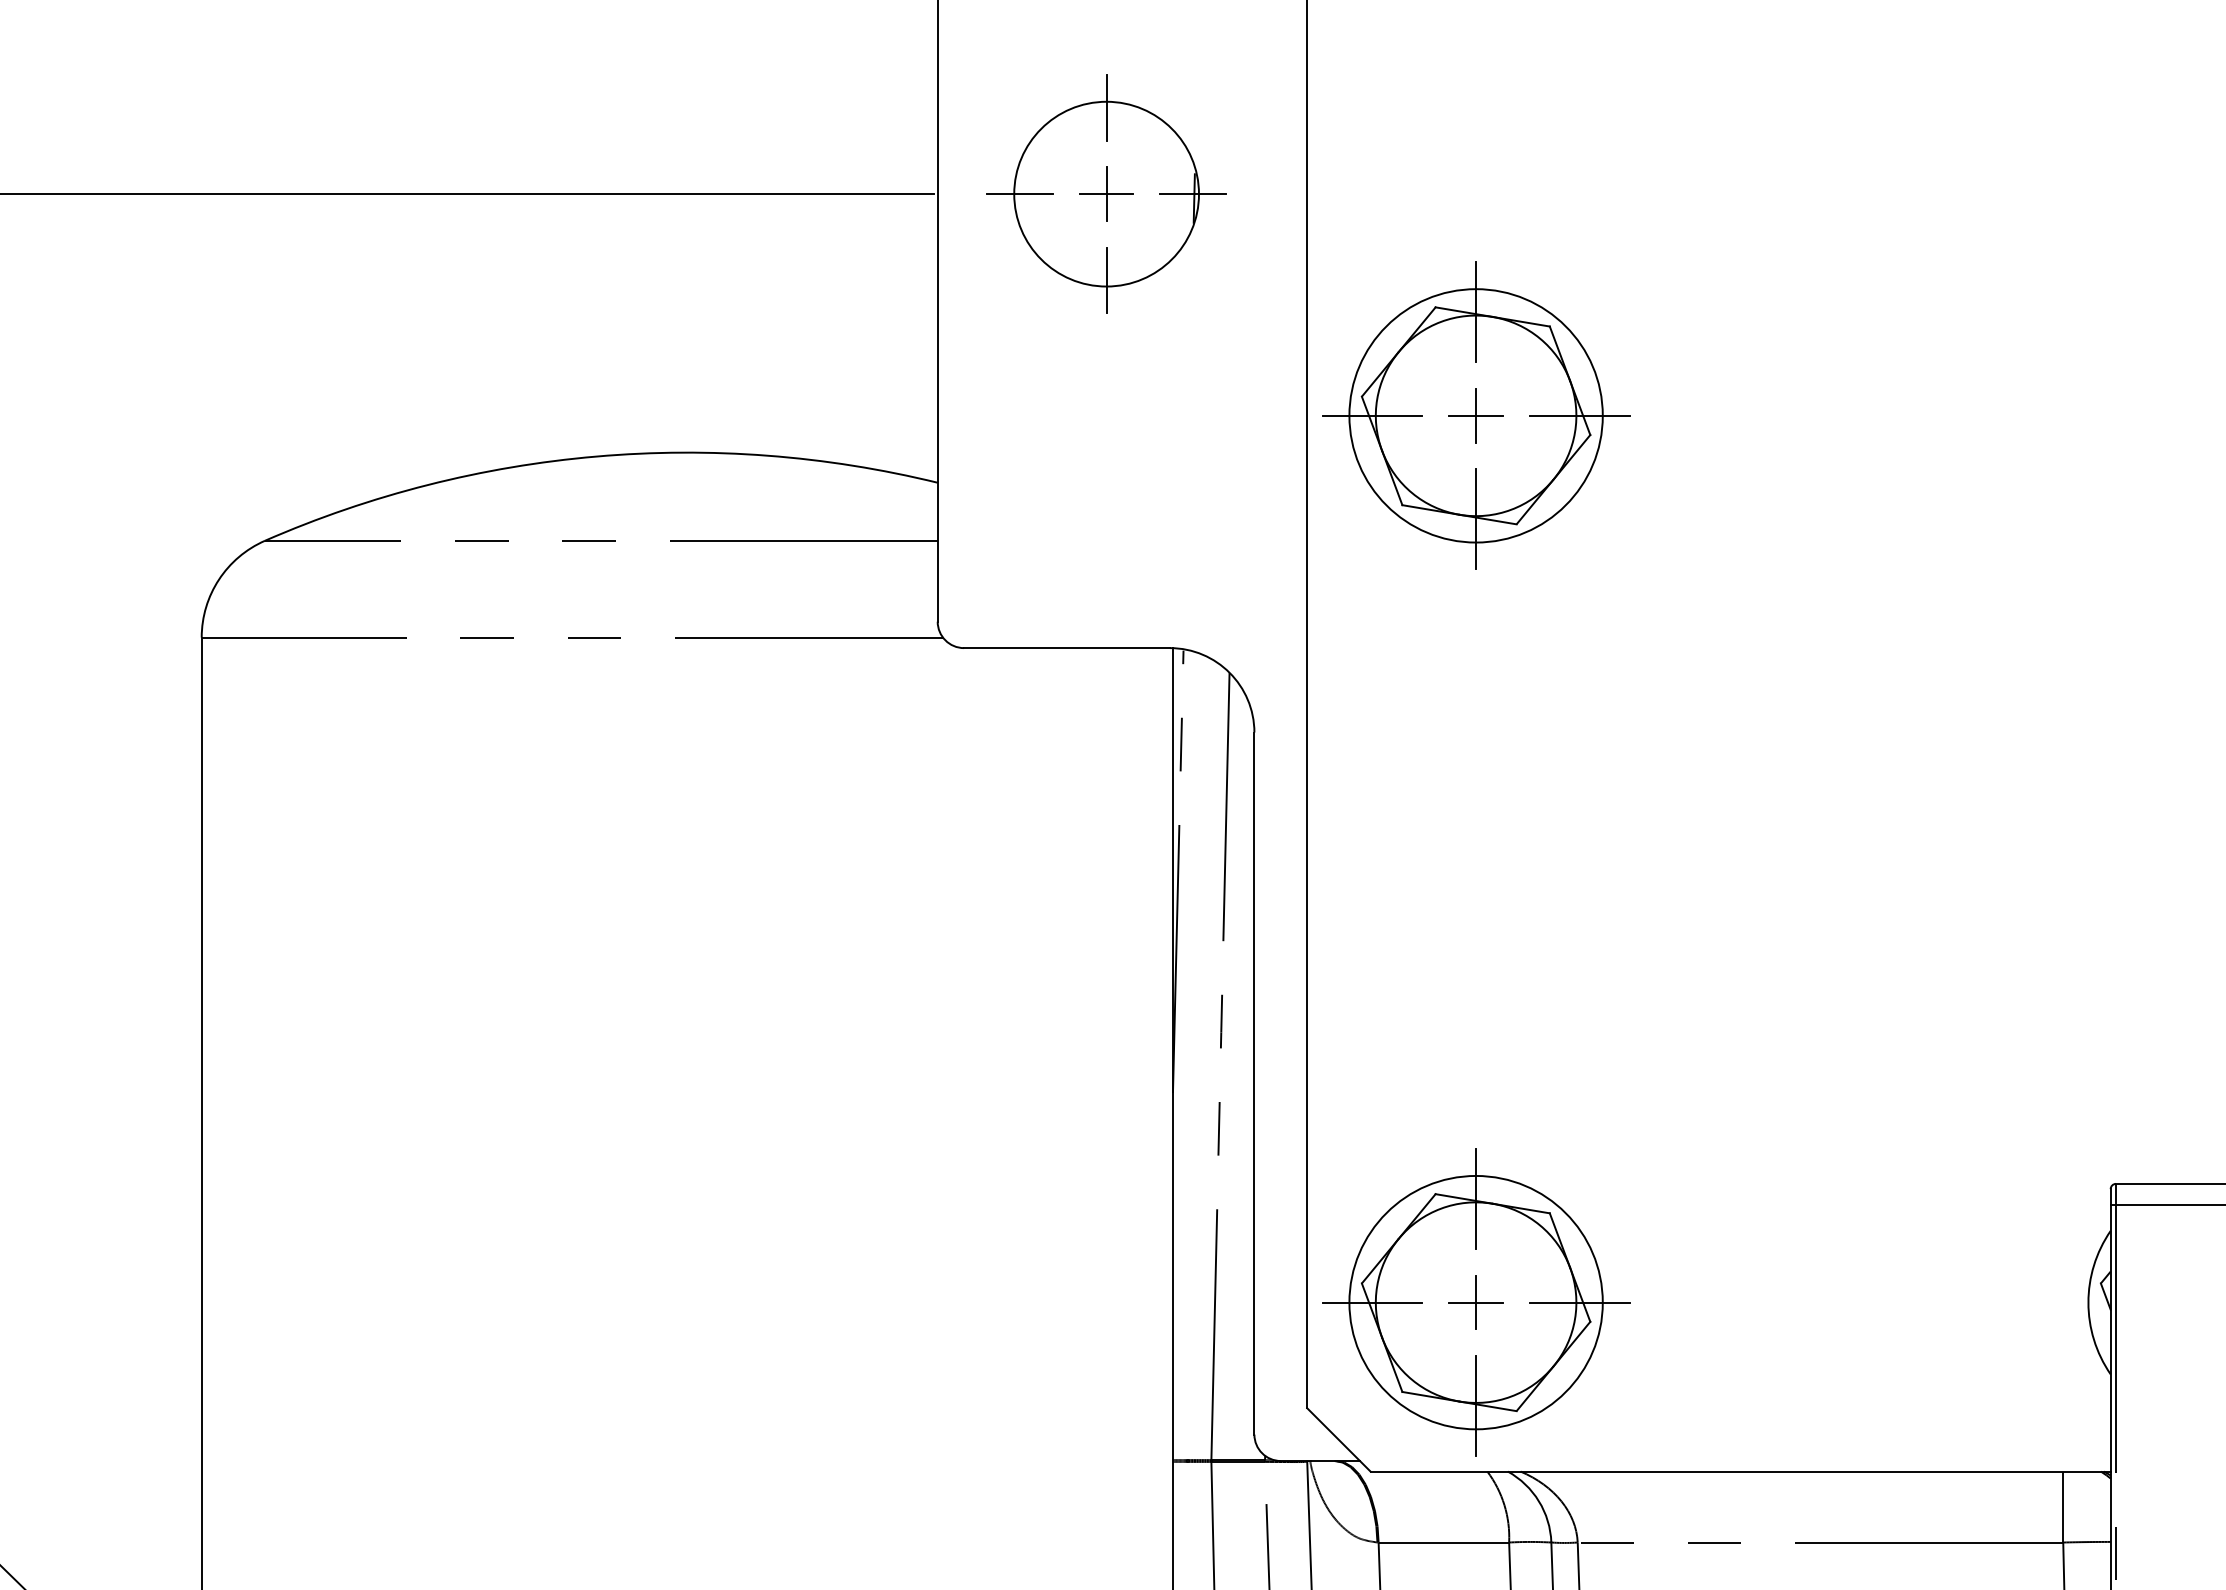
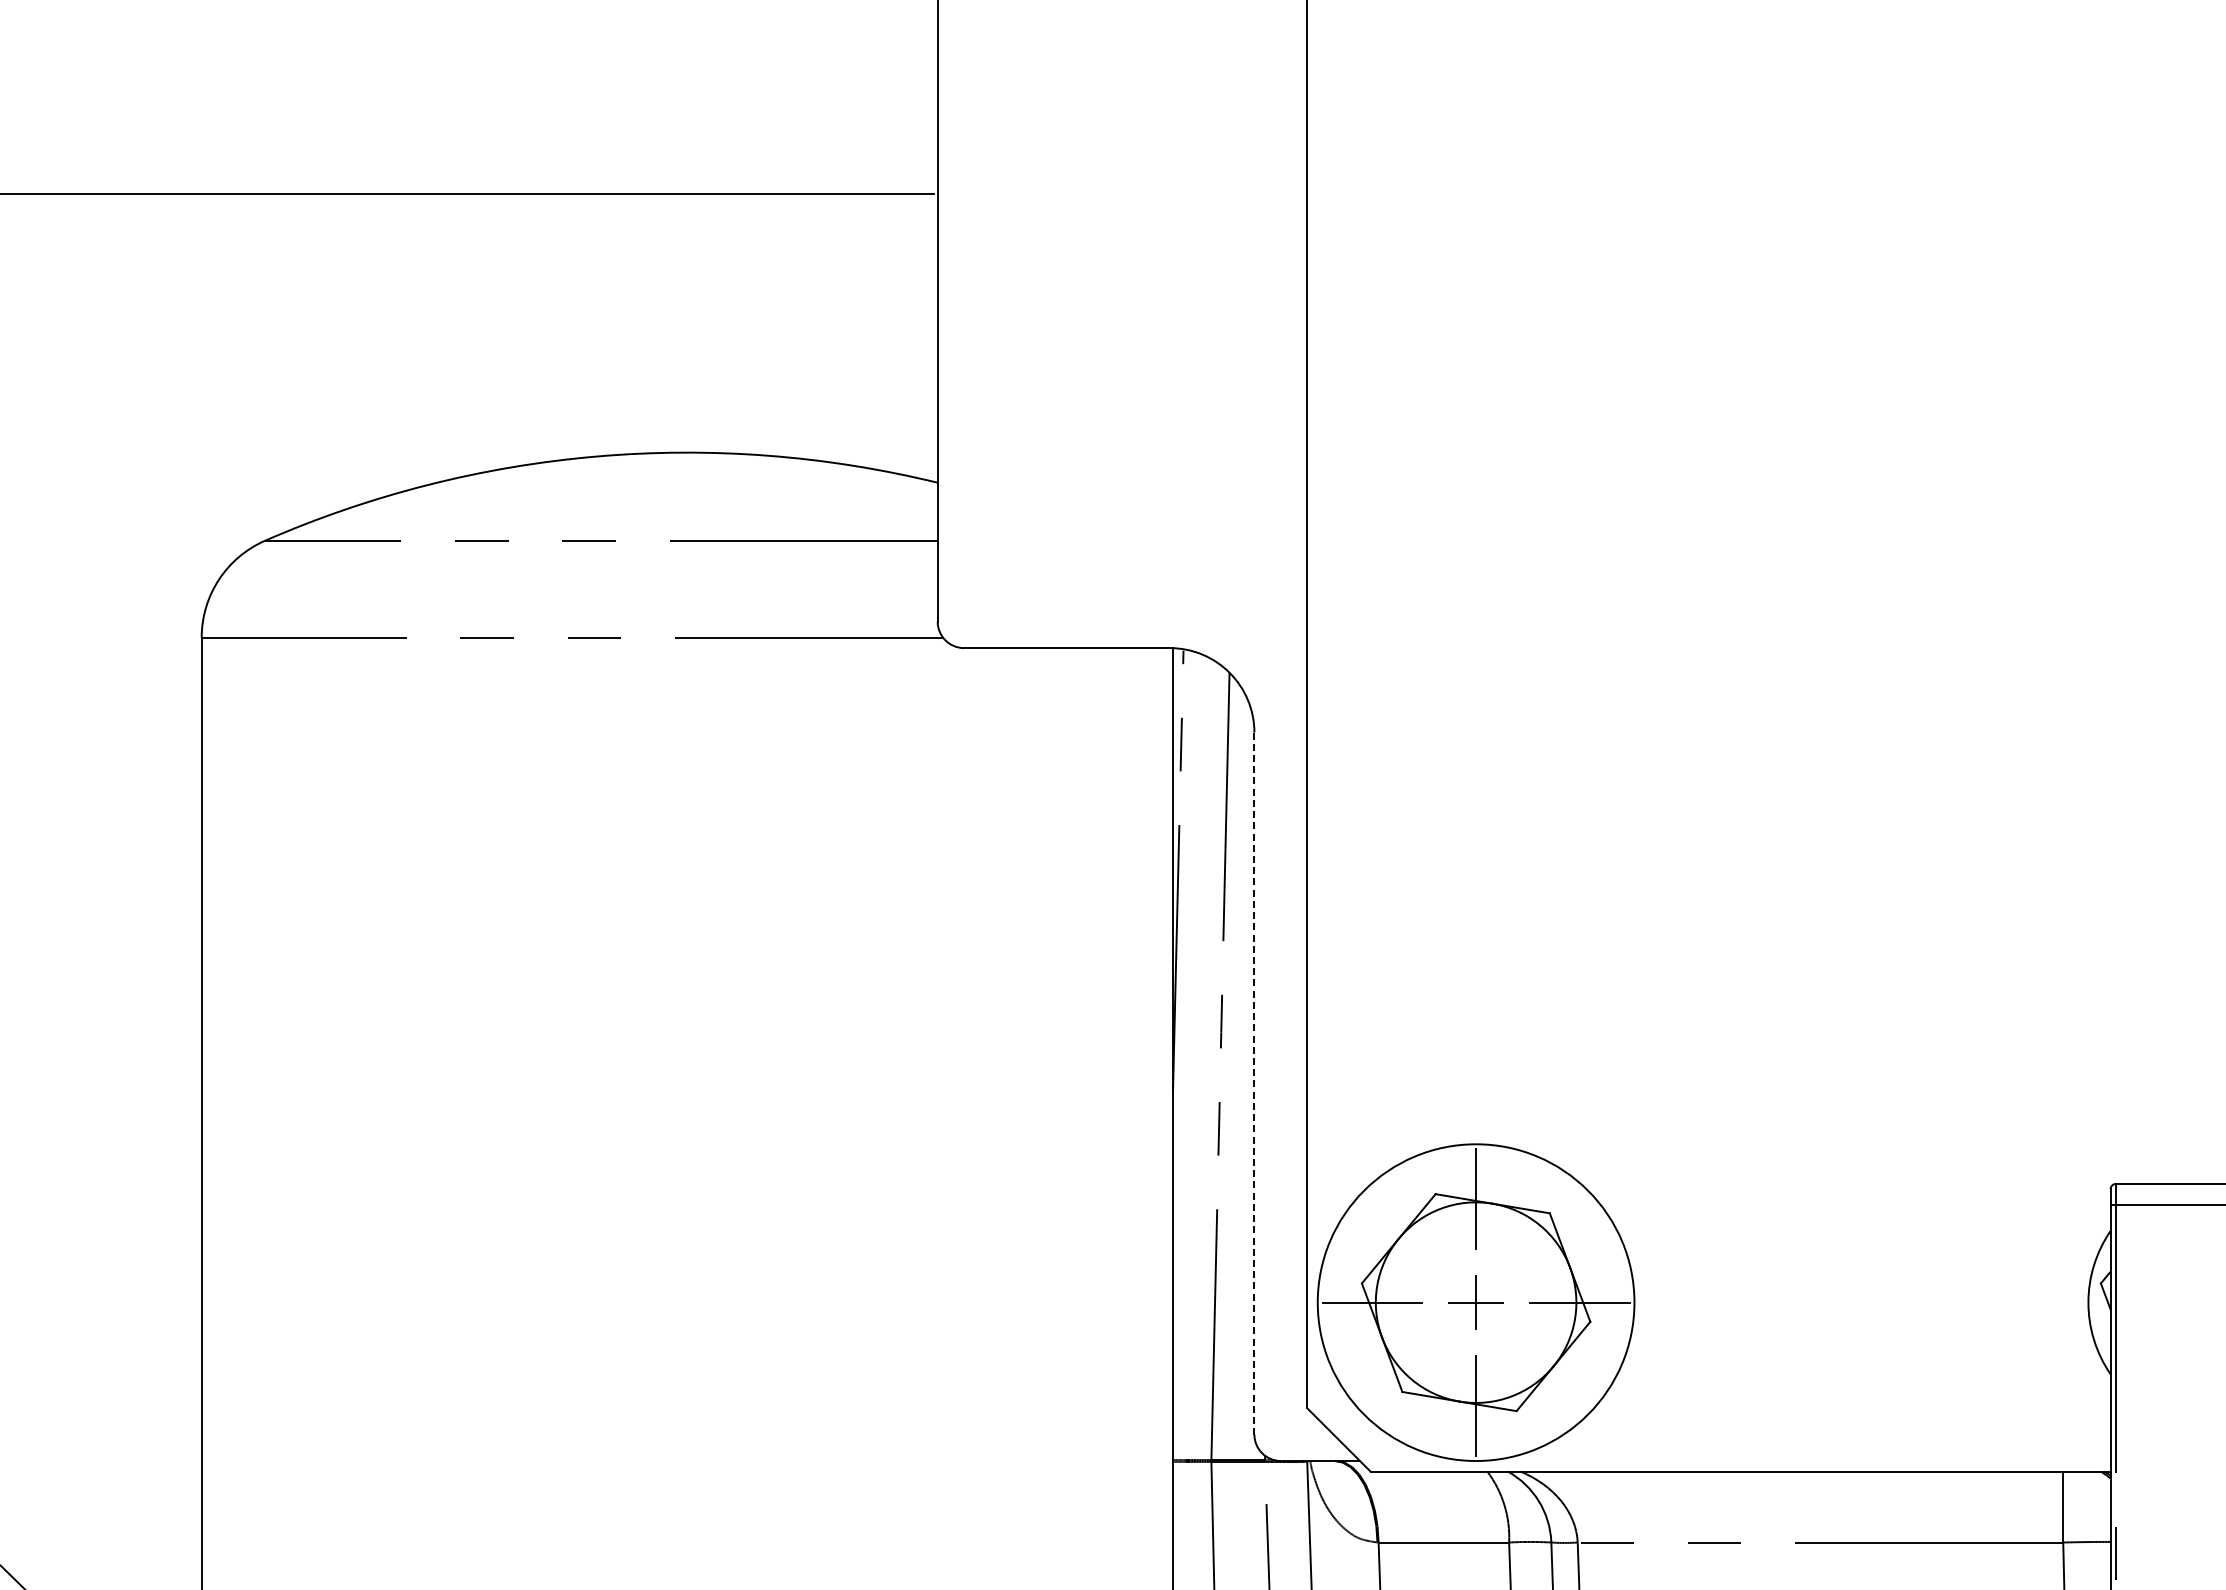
part: present -> none (1106, 193)
part: present -> none (1476, 415)
line: solid -> dashed (1254, 1084)
circle diameter: 253 px -> 317 px (1475, 1302)
